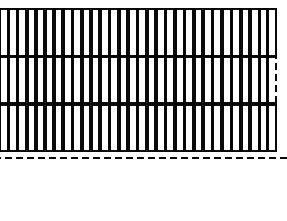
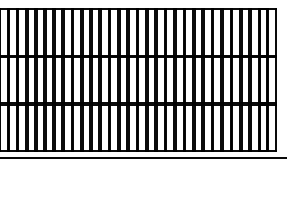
line: dashed -> solid (276, 79)
line: dashed -> solid (143, 157)
